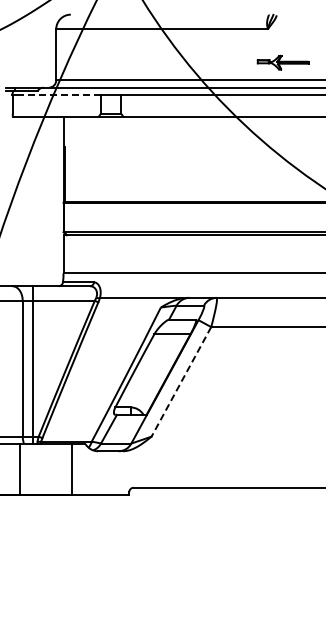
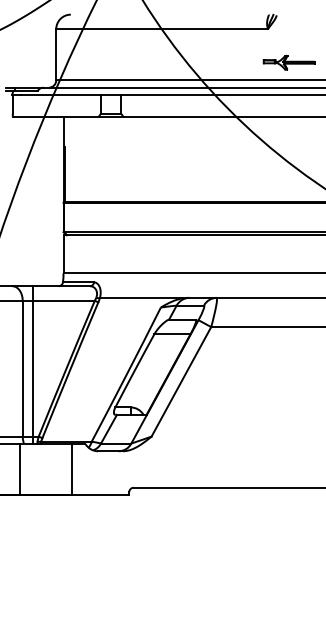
part position: (282, 62) -> (288, 62) (288, 62)
line: dashed -> solid (60, 95)
line: dashed -> solid (181, 382)
